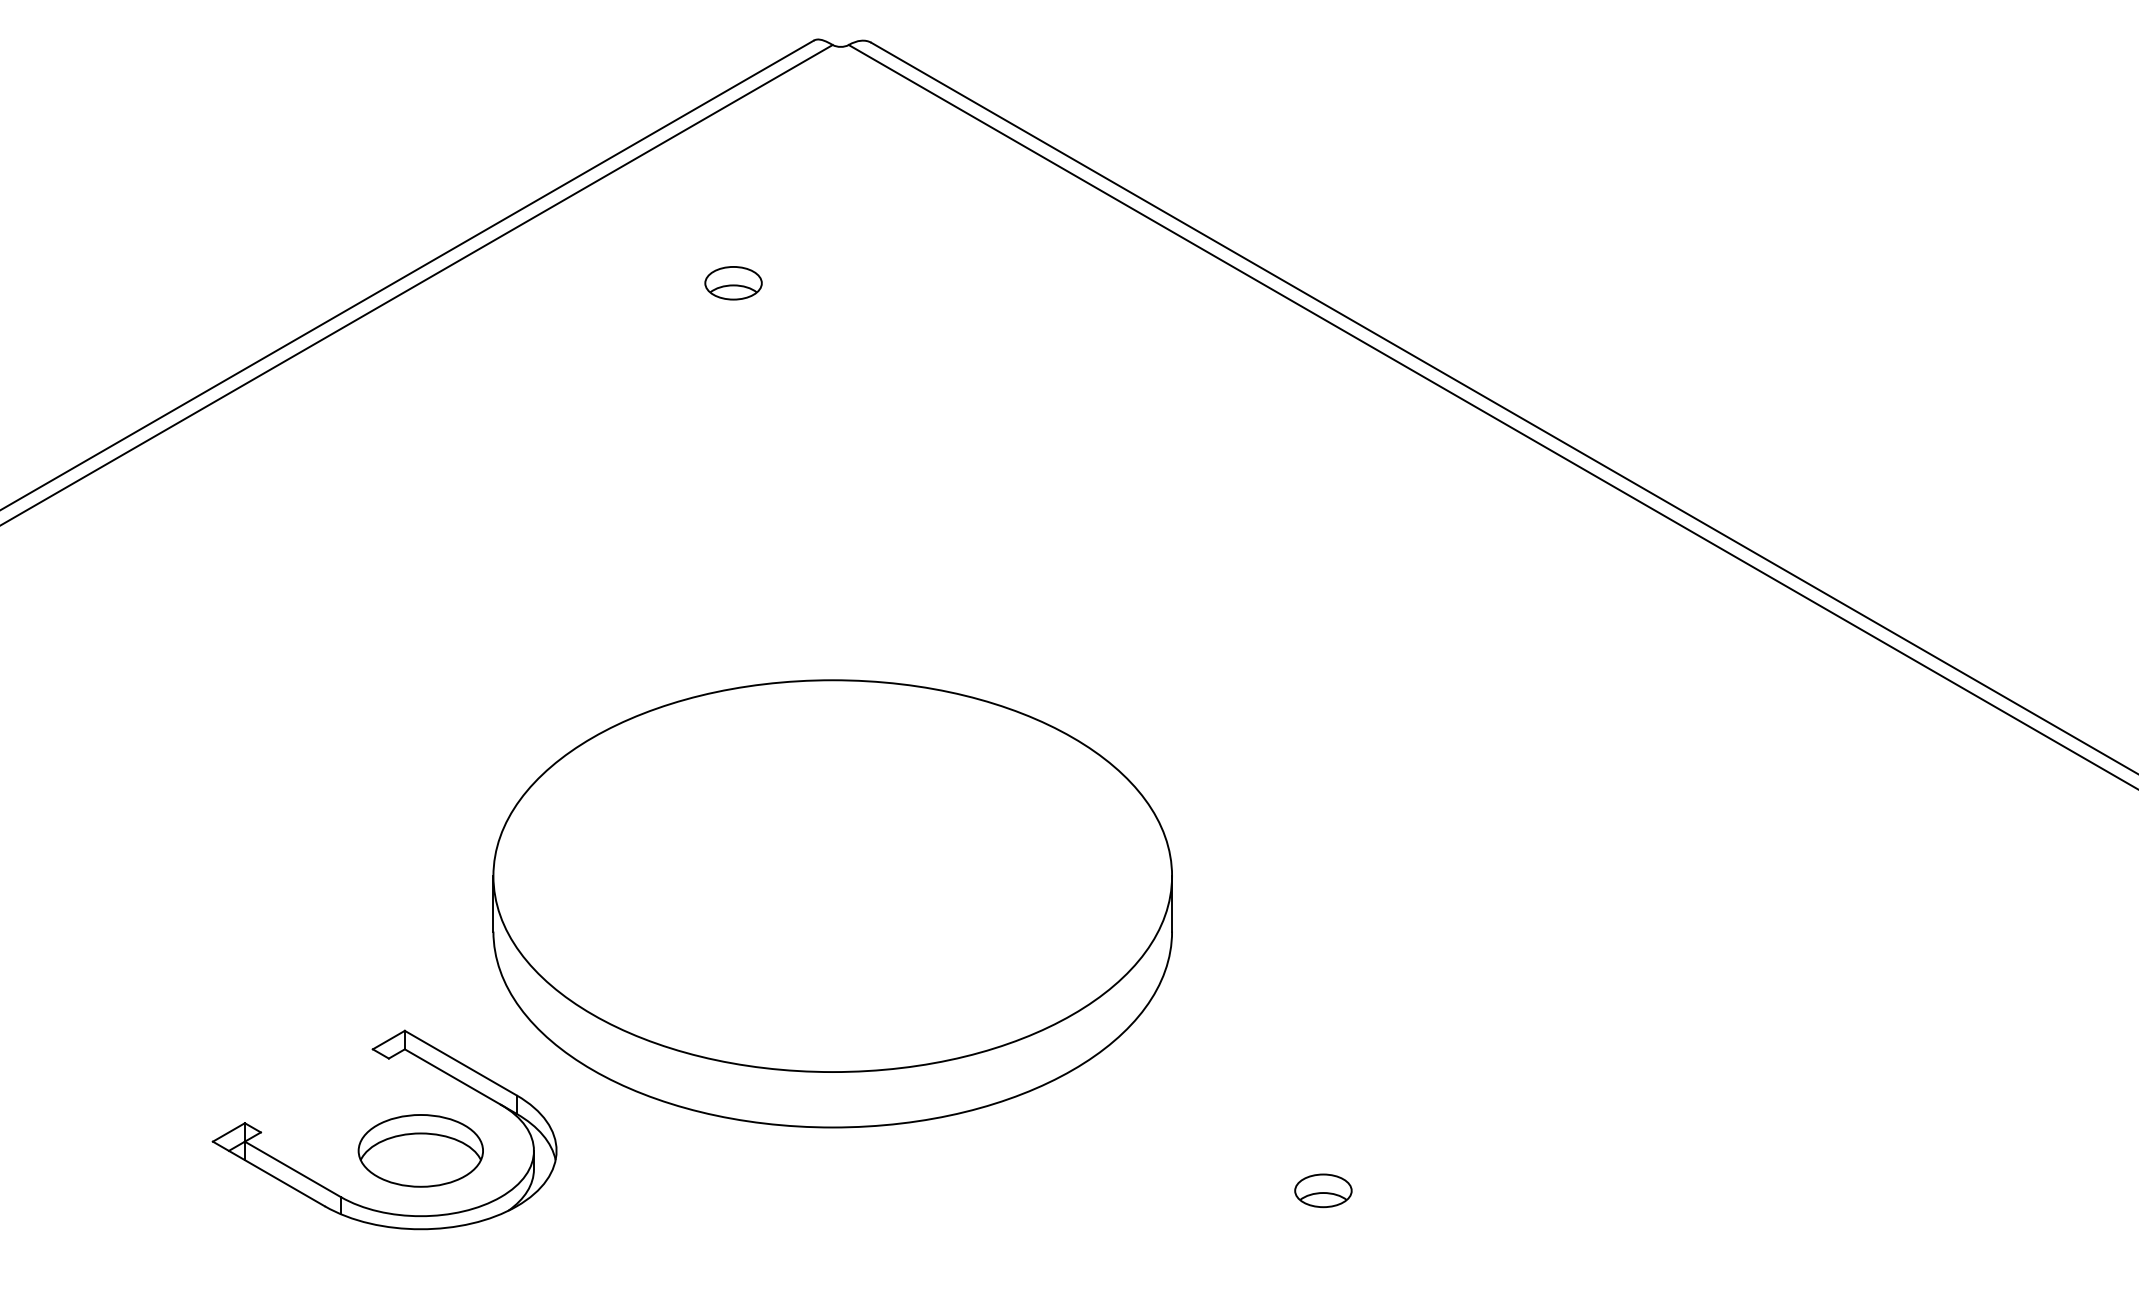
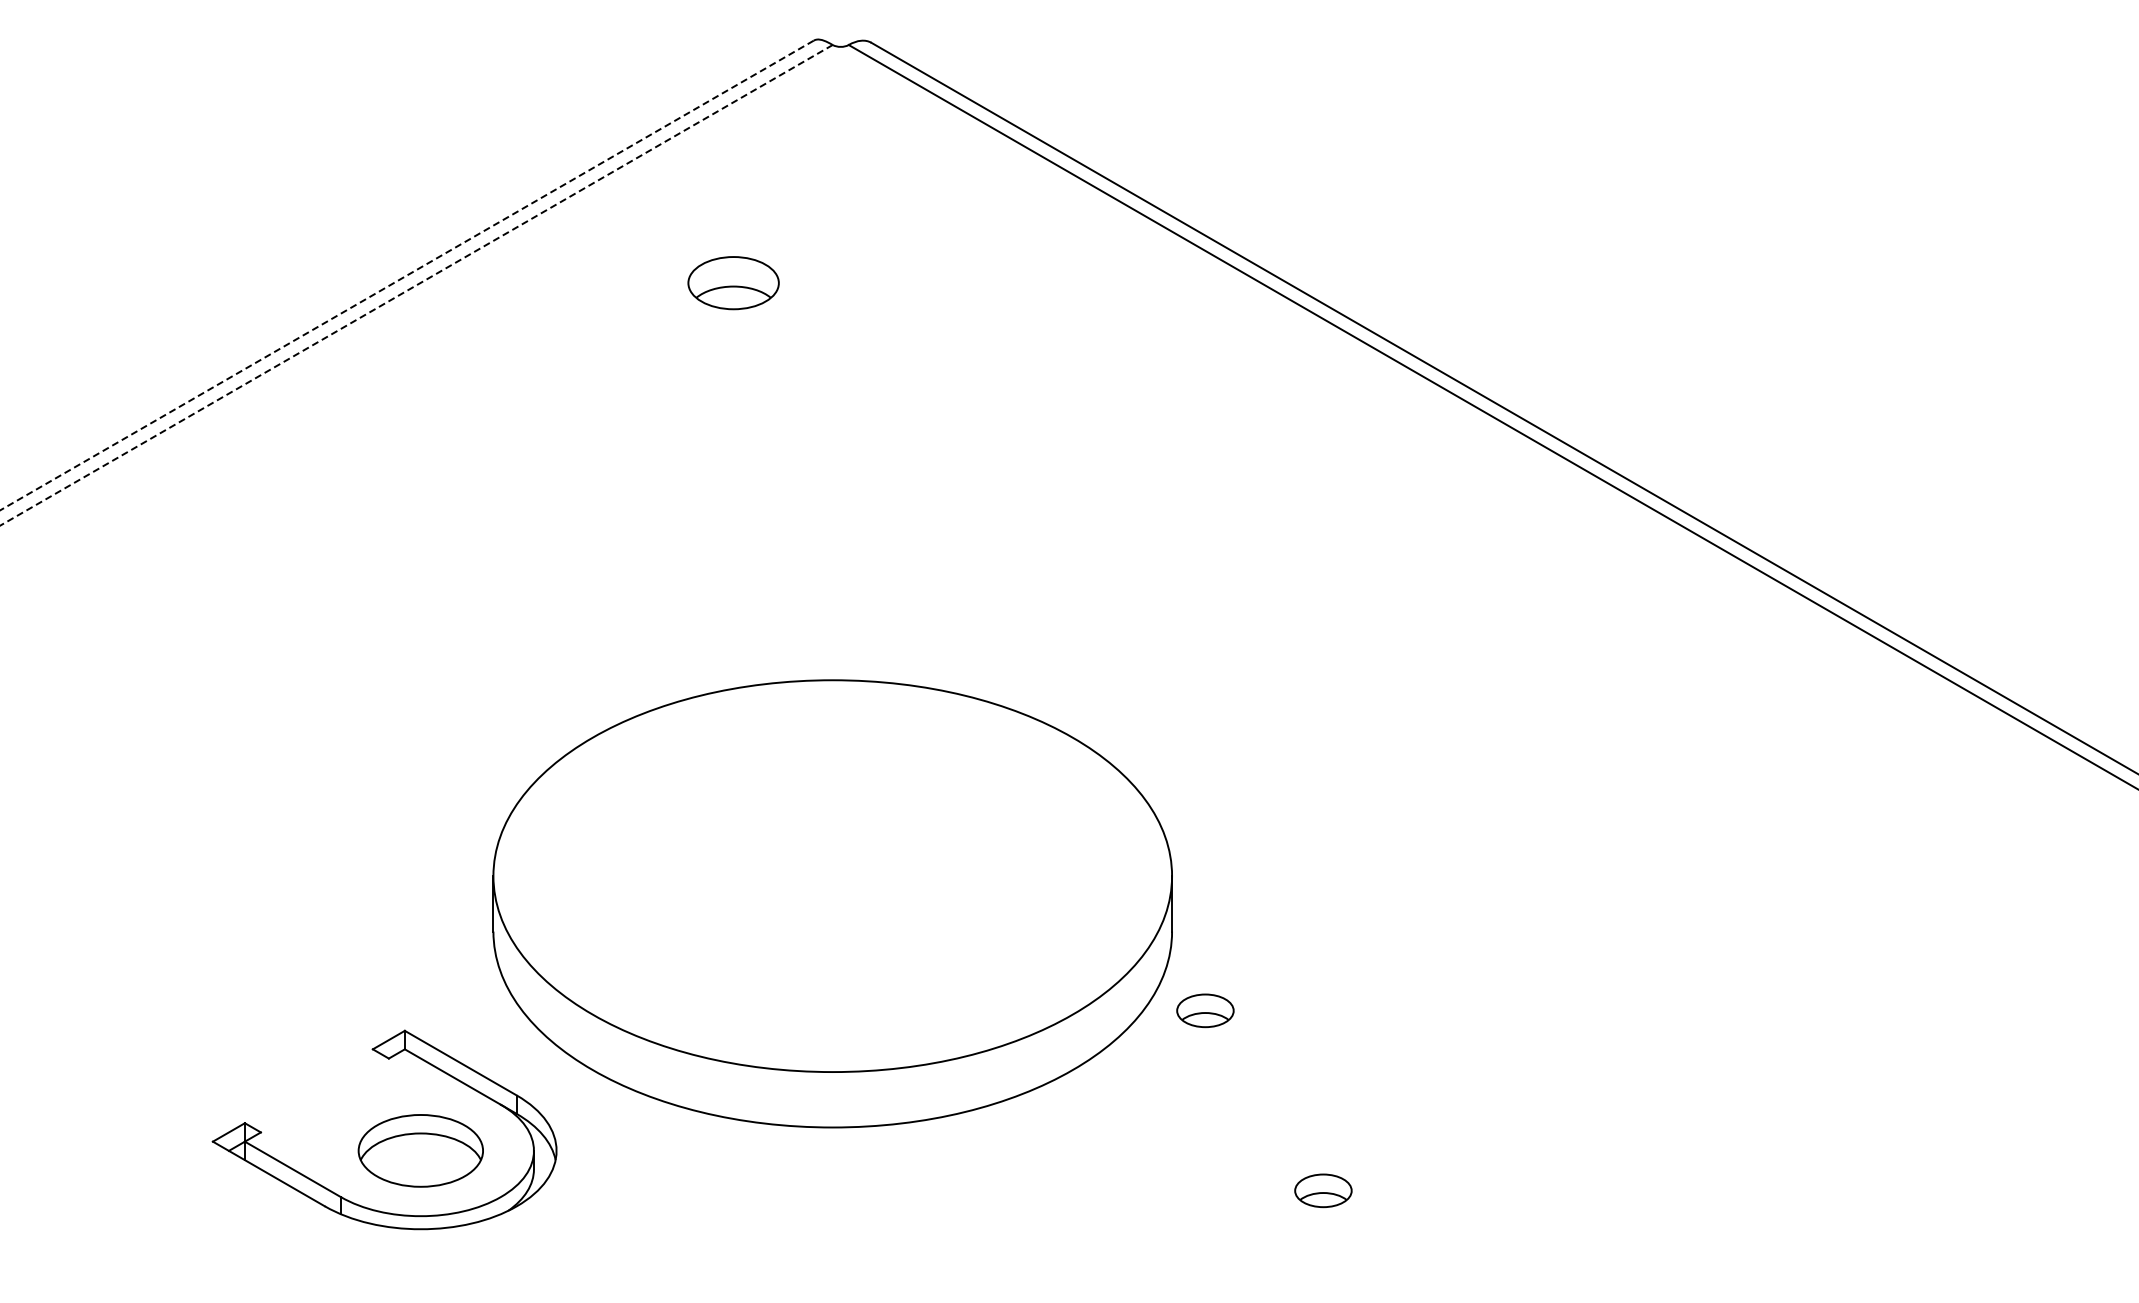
line: solid -> dashed (406, 275)
part size: 59x35 px -> 93x55 px (733, 283)
line: solid -> dashed (416, 285)
part: none -> present (1205, 1010)
